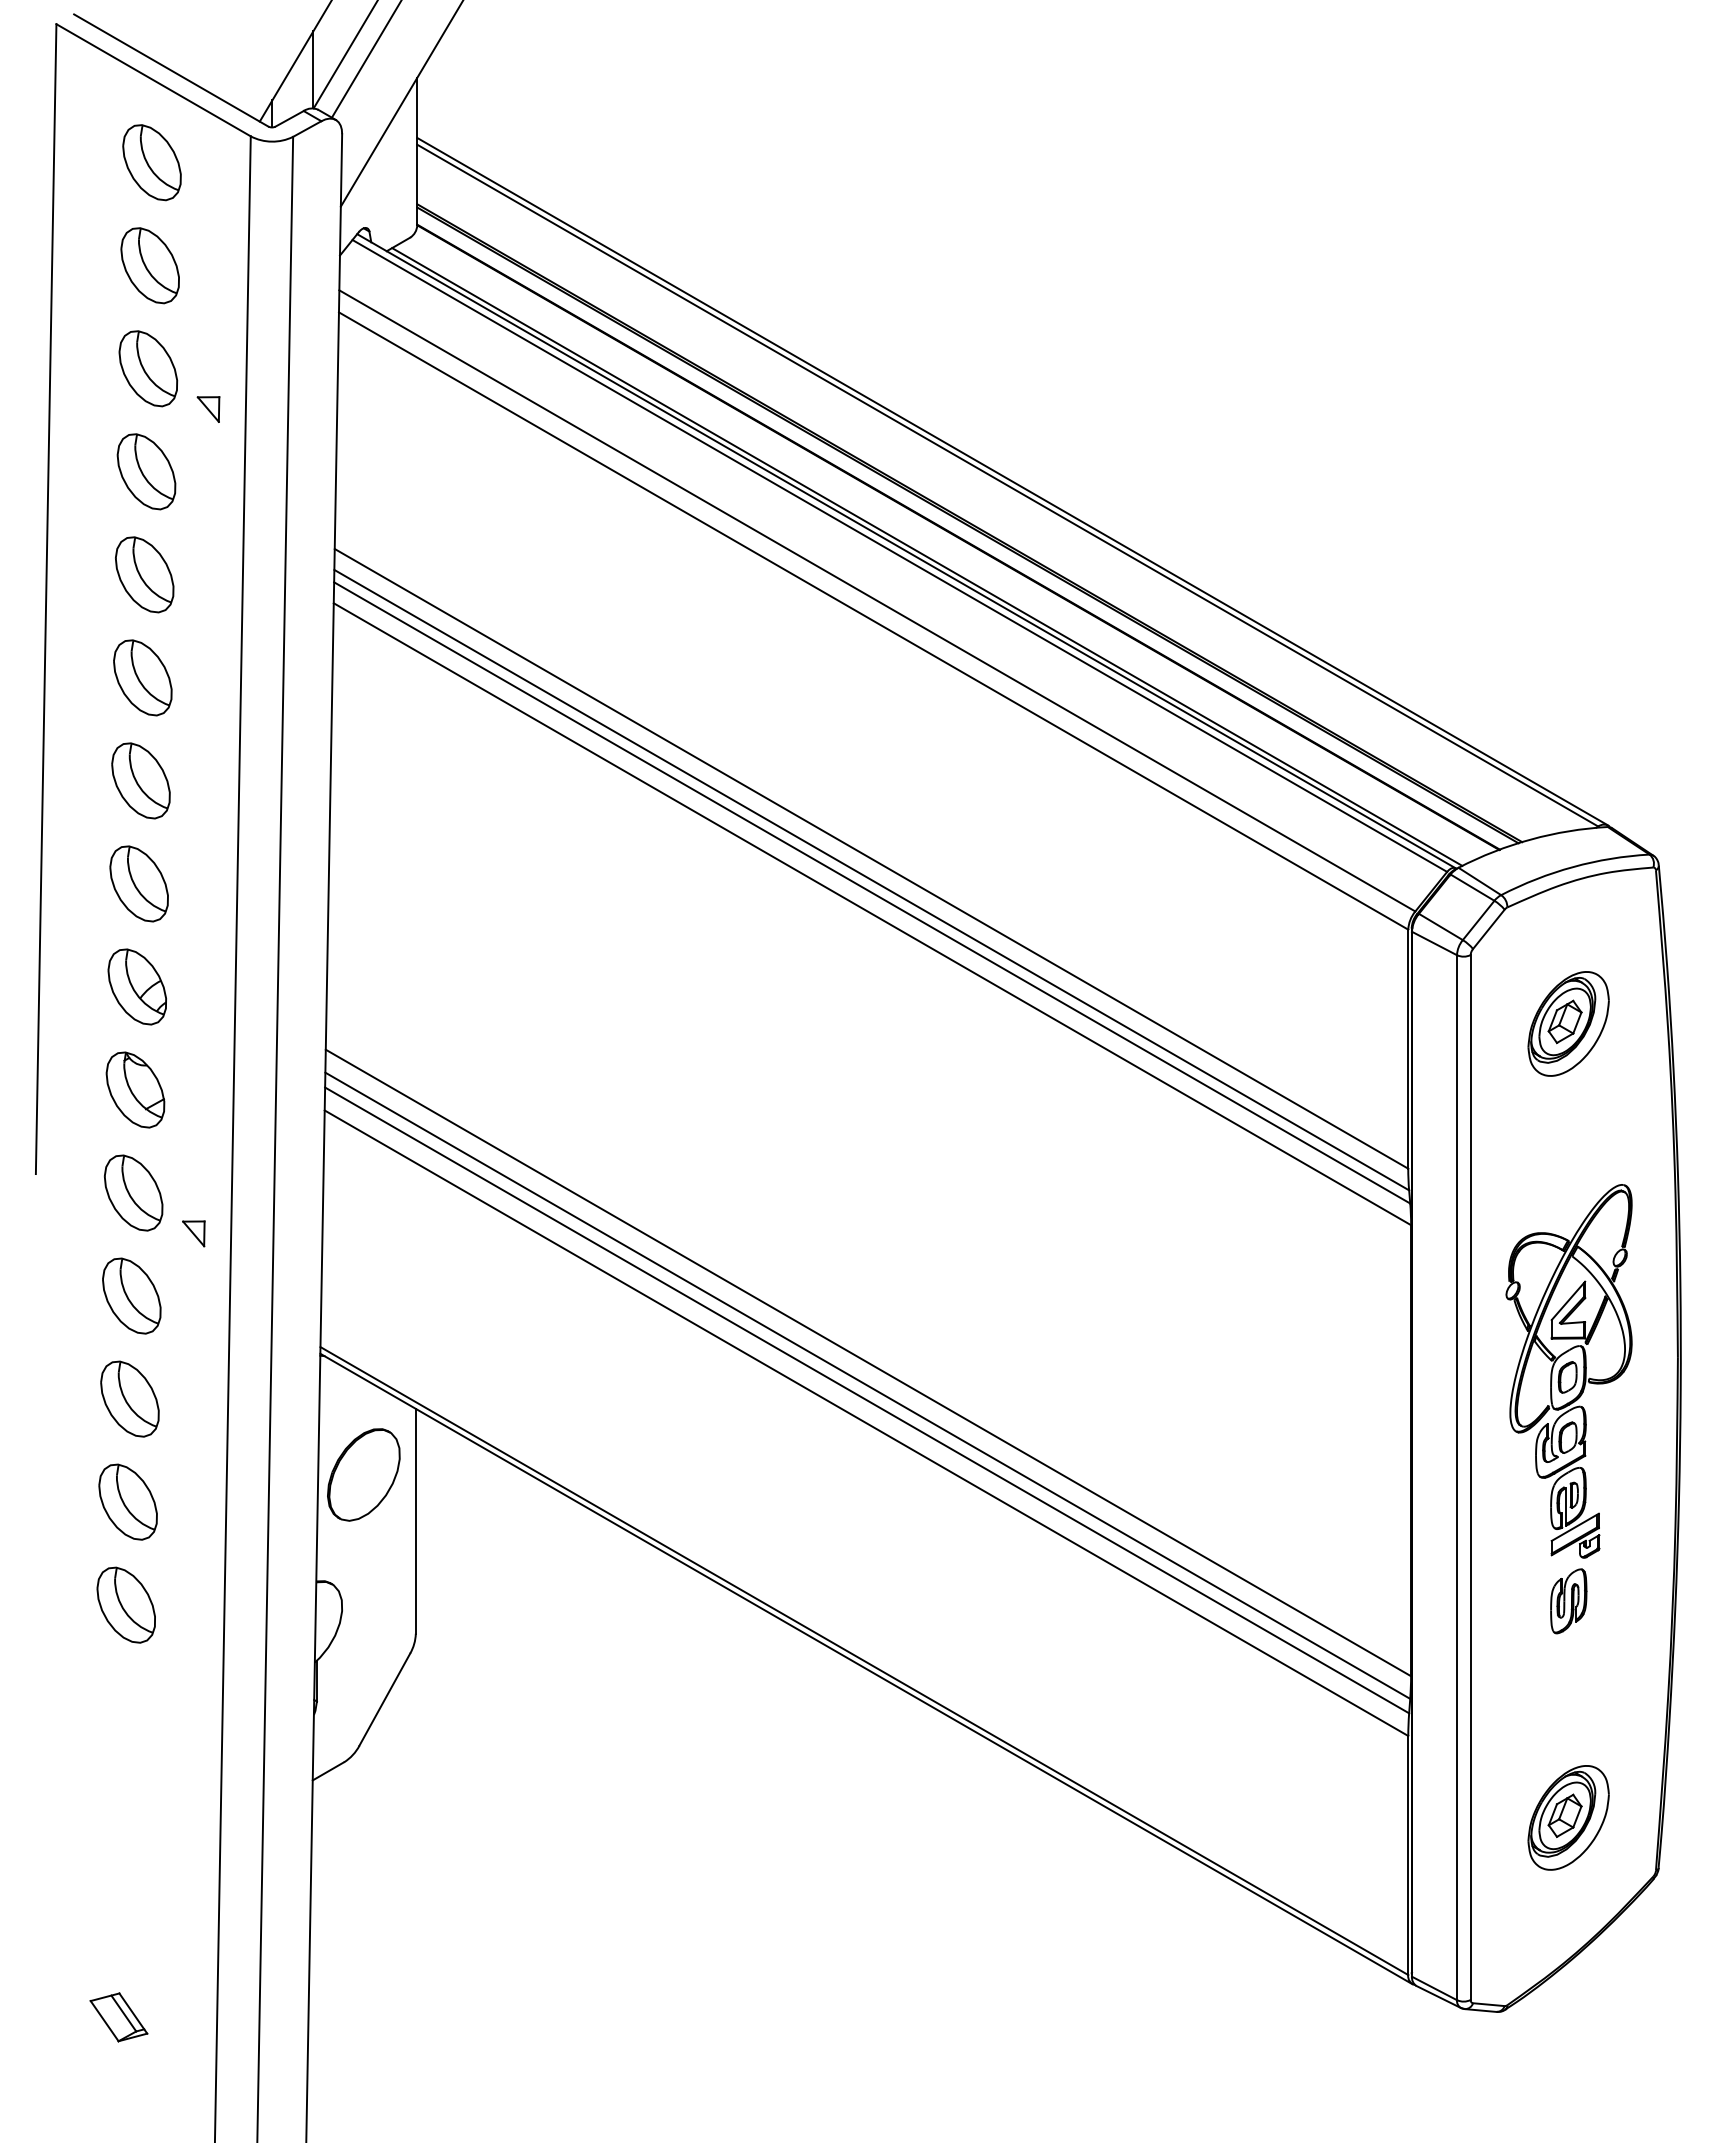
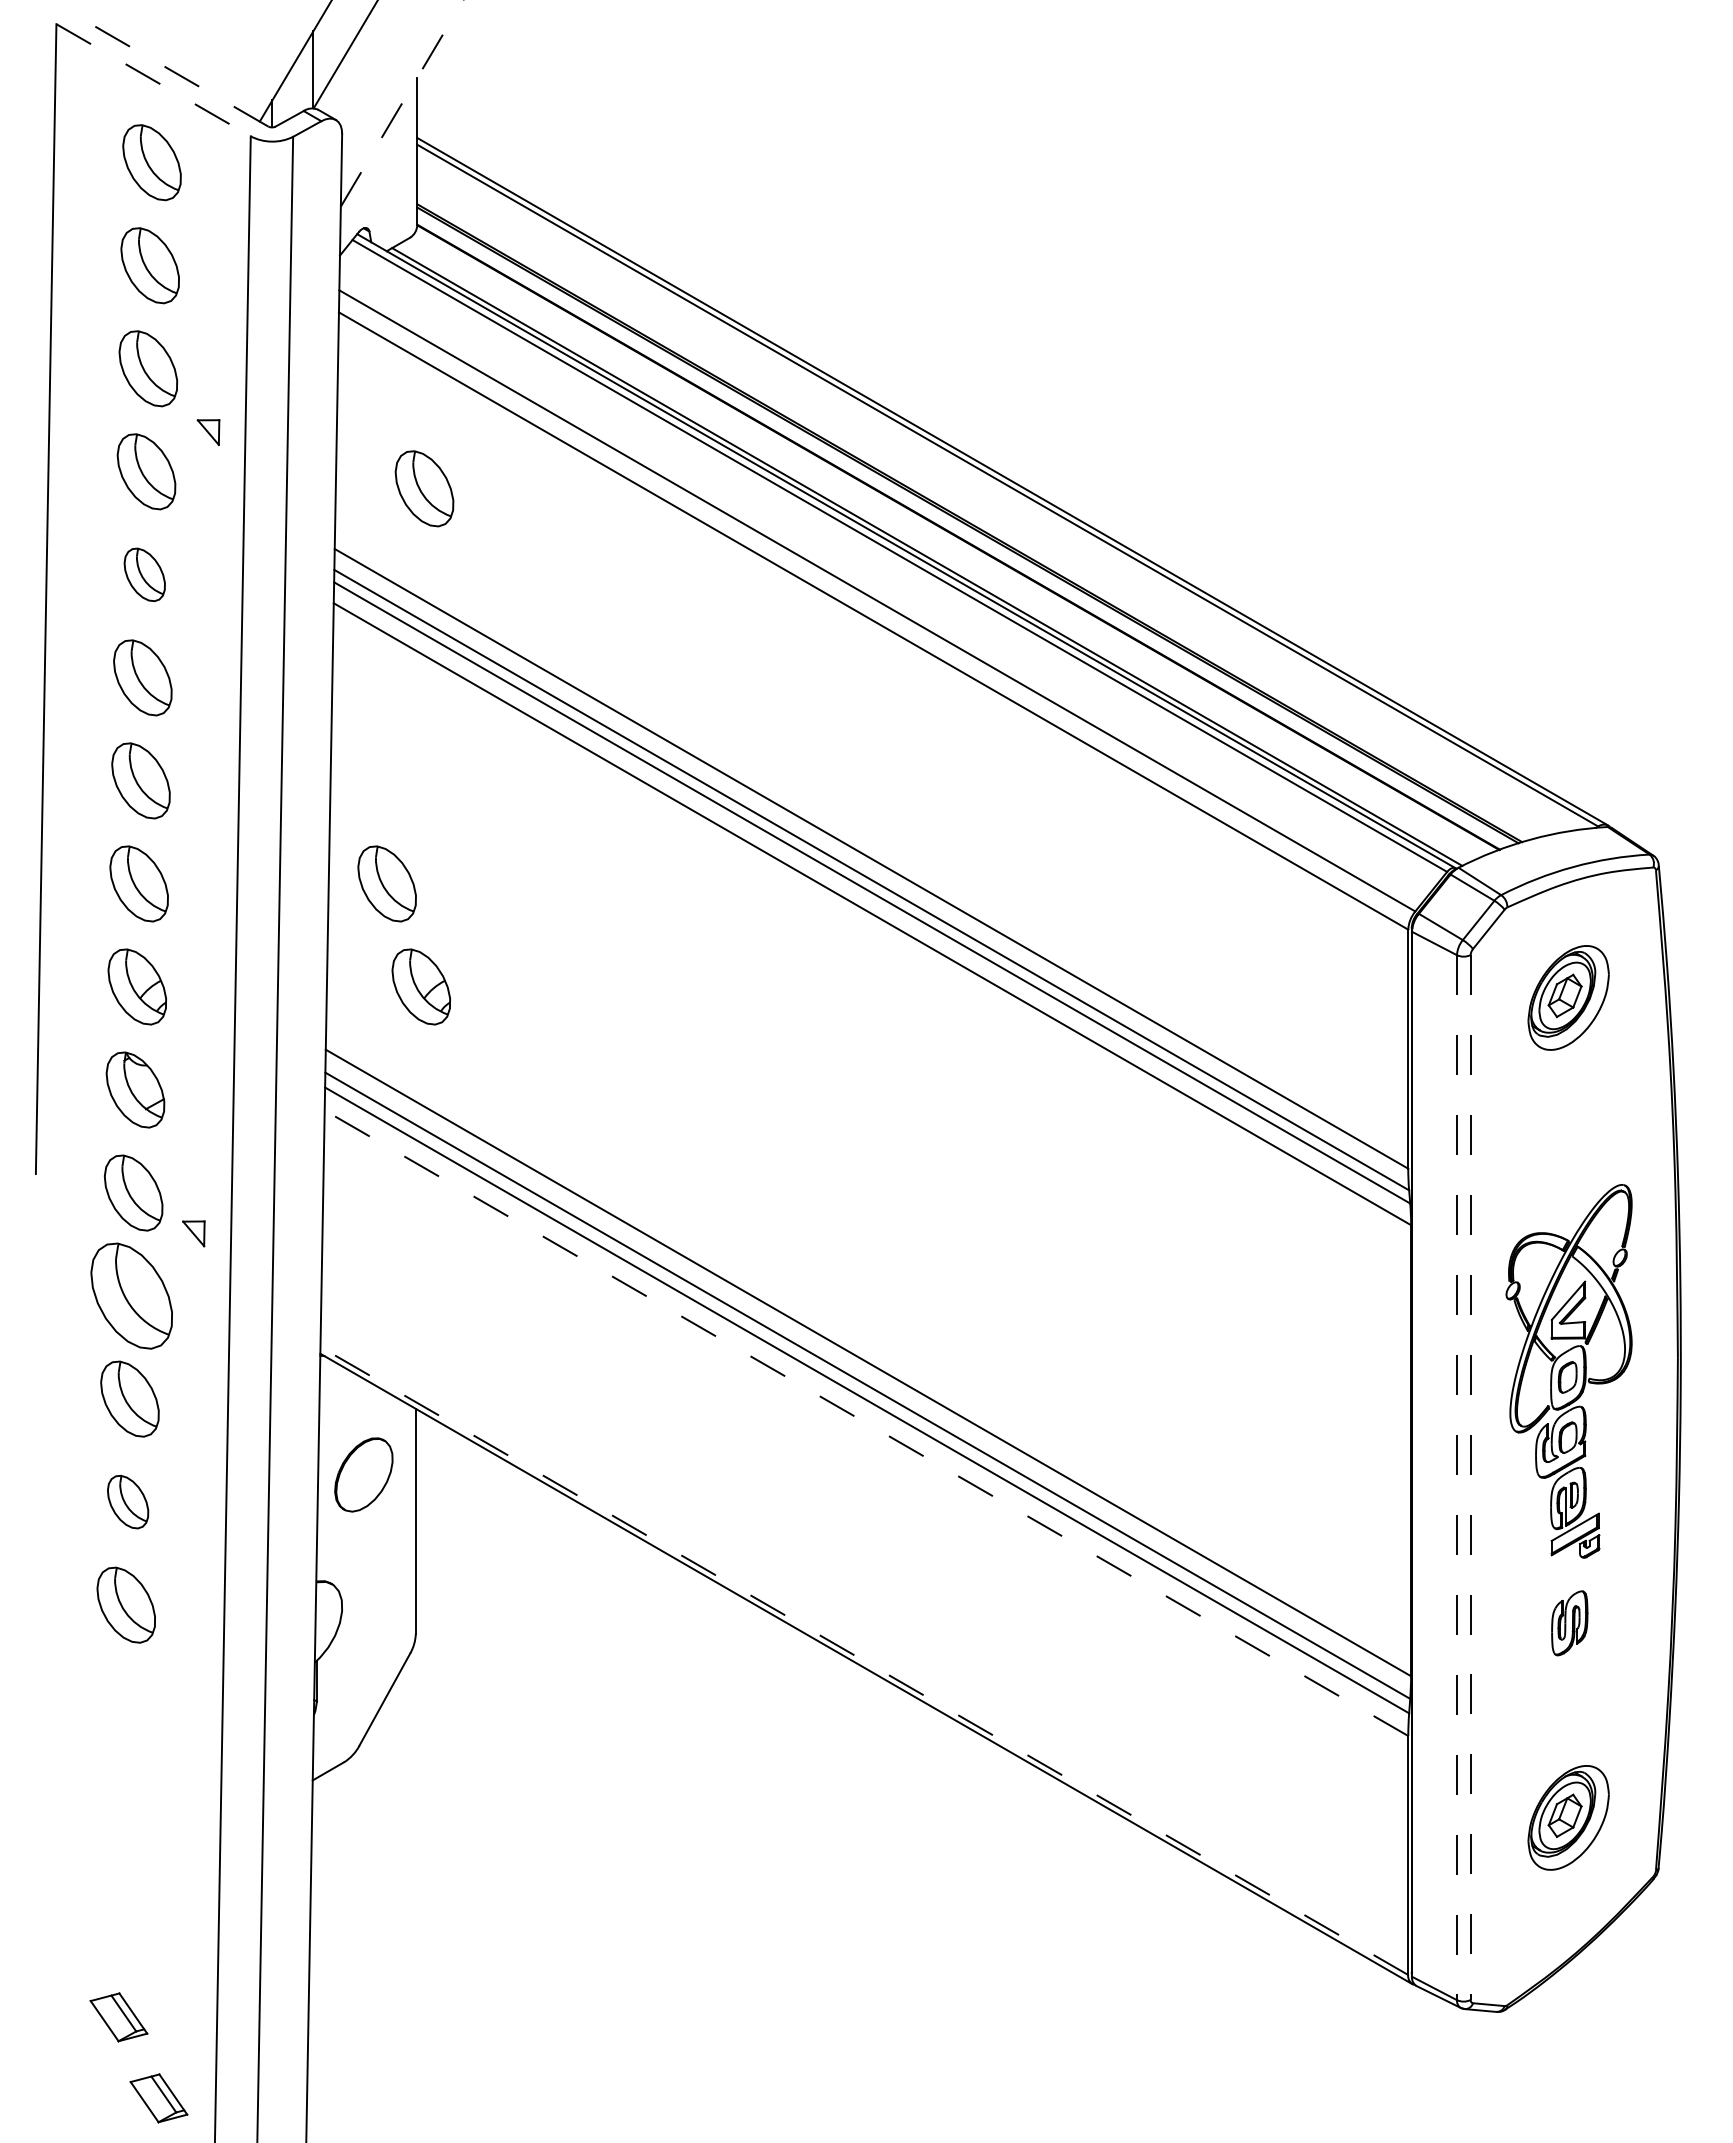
line: present -> none (365, 59)
line: solid -> dashed (170, 70)
line: solid -> dashed (154, 80)
line: solid -> dashed (402, 103)
part position: (208, 409) -> (208, 432) (208, 432)
part: none -> present (424, 488)
part size: 60x78 px -> 43x56 px (144, 574)
part: none -> present (386, 883)
part: none -> present (420, 986)
part position: (1568, 1023) -> (1568, 997) (1568, 997)
part size: 60x78 px -> 83x108 px (131, 1295)
line: solid -> dashed (866, 1423)
part size: 74x94 px -> 60x76 px (363, 1474)
line: solid -> dashed (1470, 1477)
line: solid -> dashed (1457, 1478)
part size: 60x78 px -> 43x55 px (128, 1502)
part position: (1568, 1601) -> (1569, 1623) (1569, 1623)
line: solid -> dashed (863, 1660)
part: none -> present (158, 2098)
